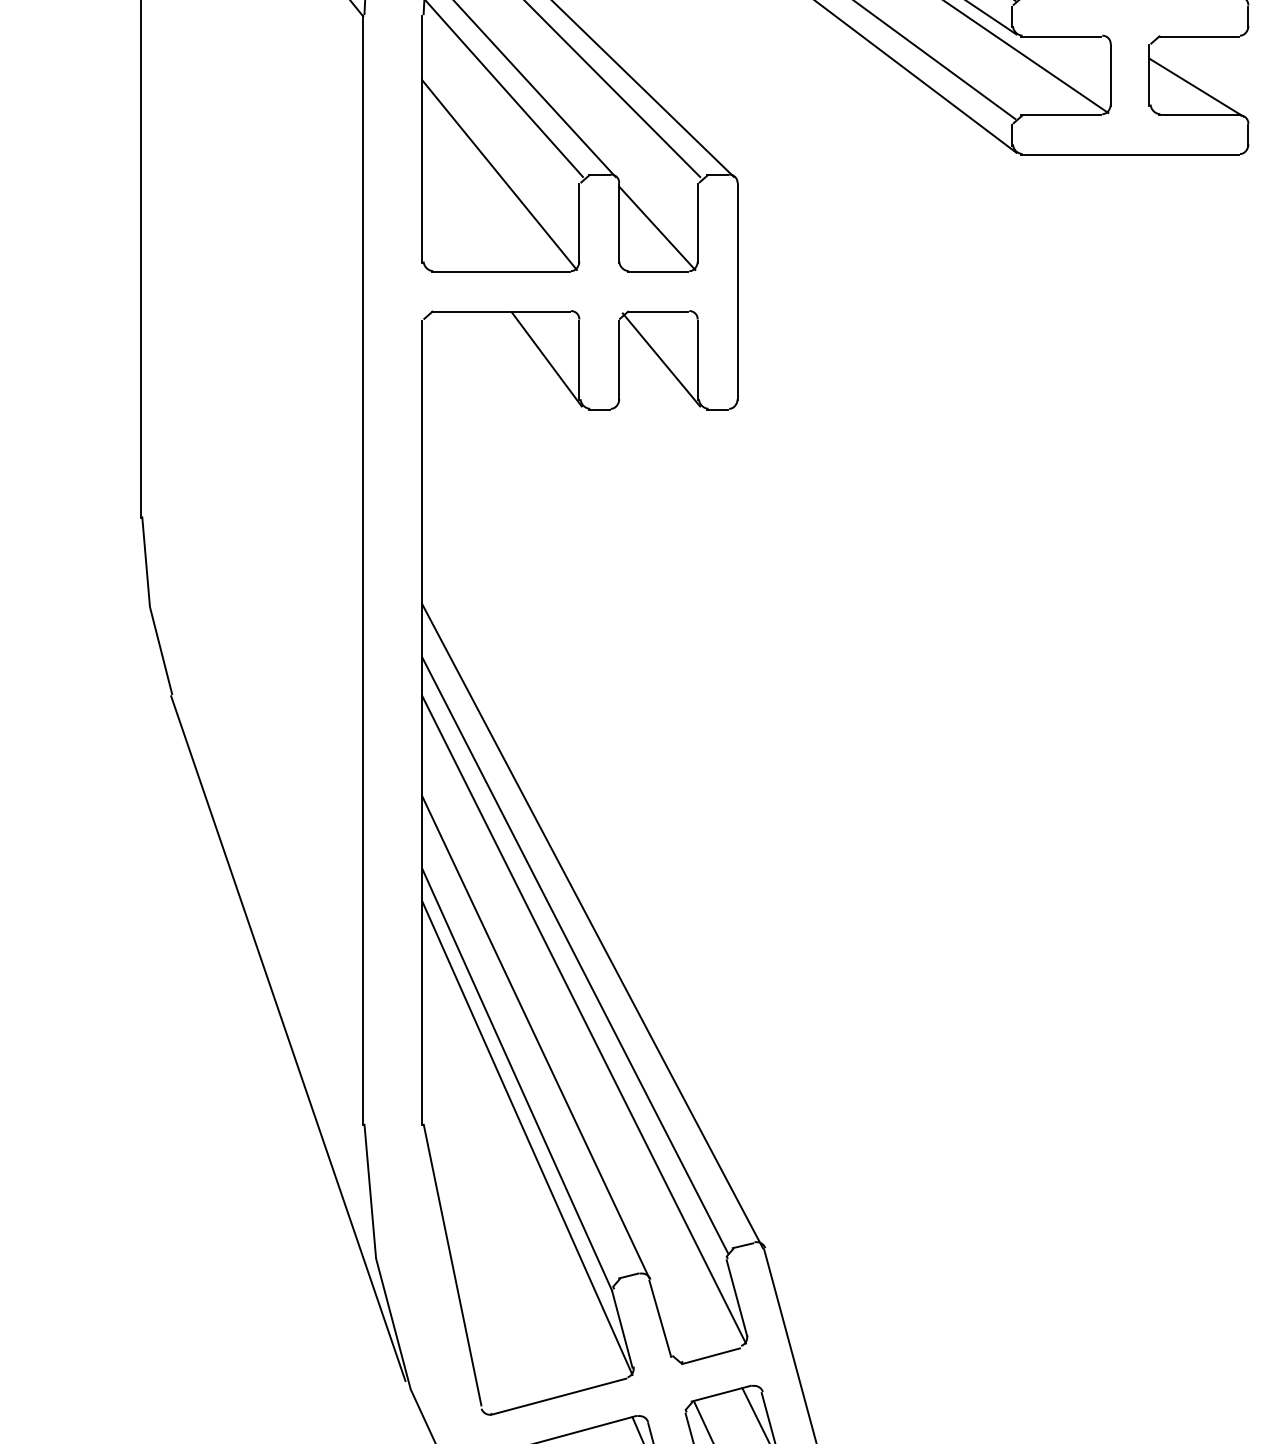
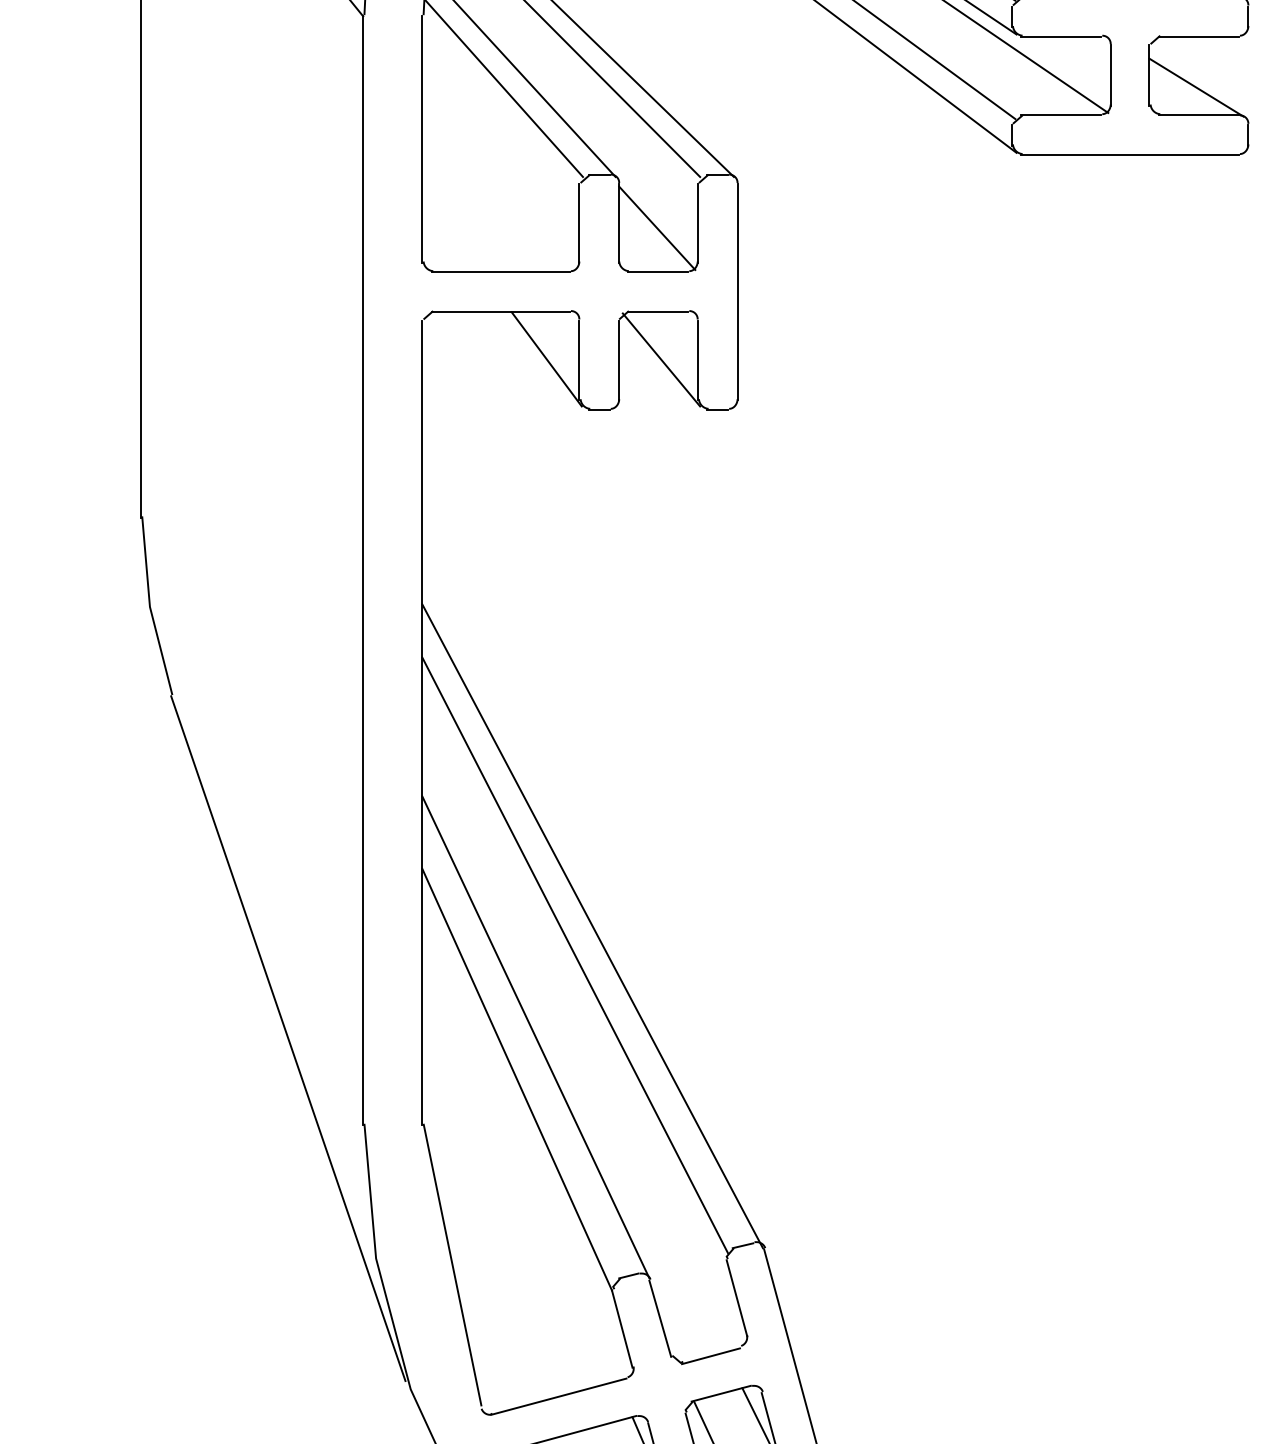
line: present -> none (499, 174)
line: present -> none (584, 1019)
line: present -> none (527, 1137)
